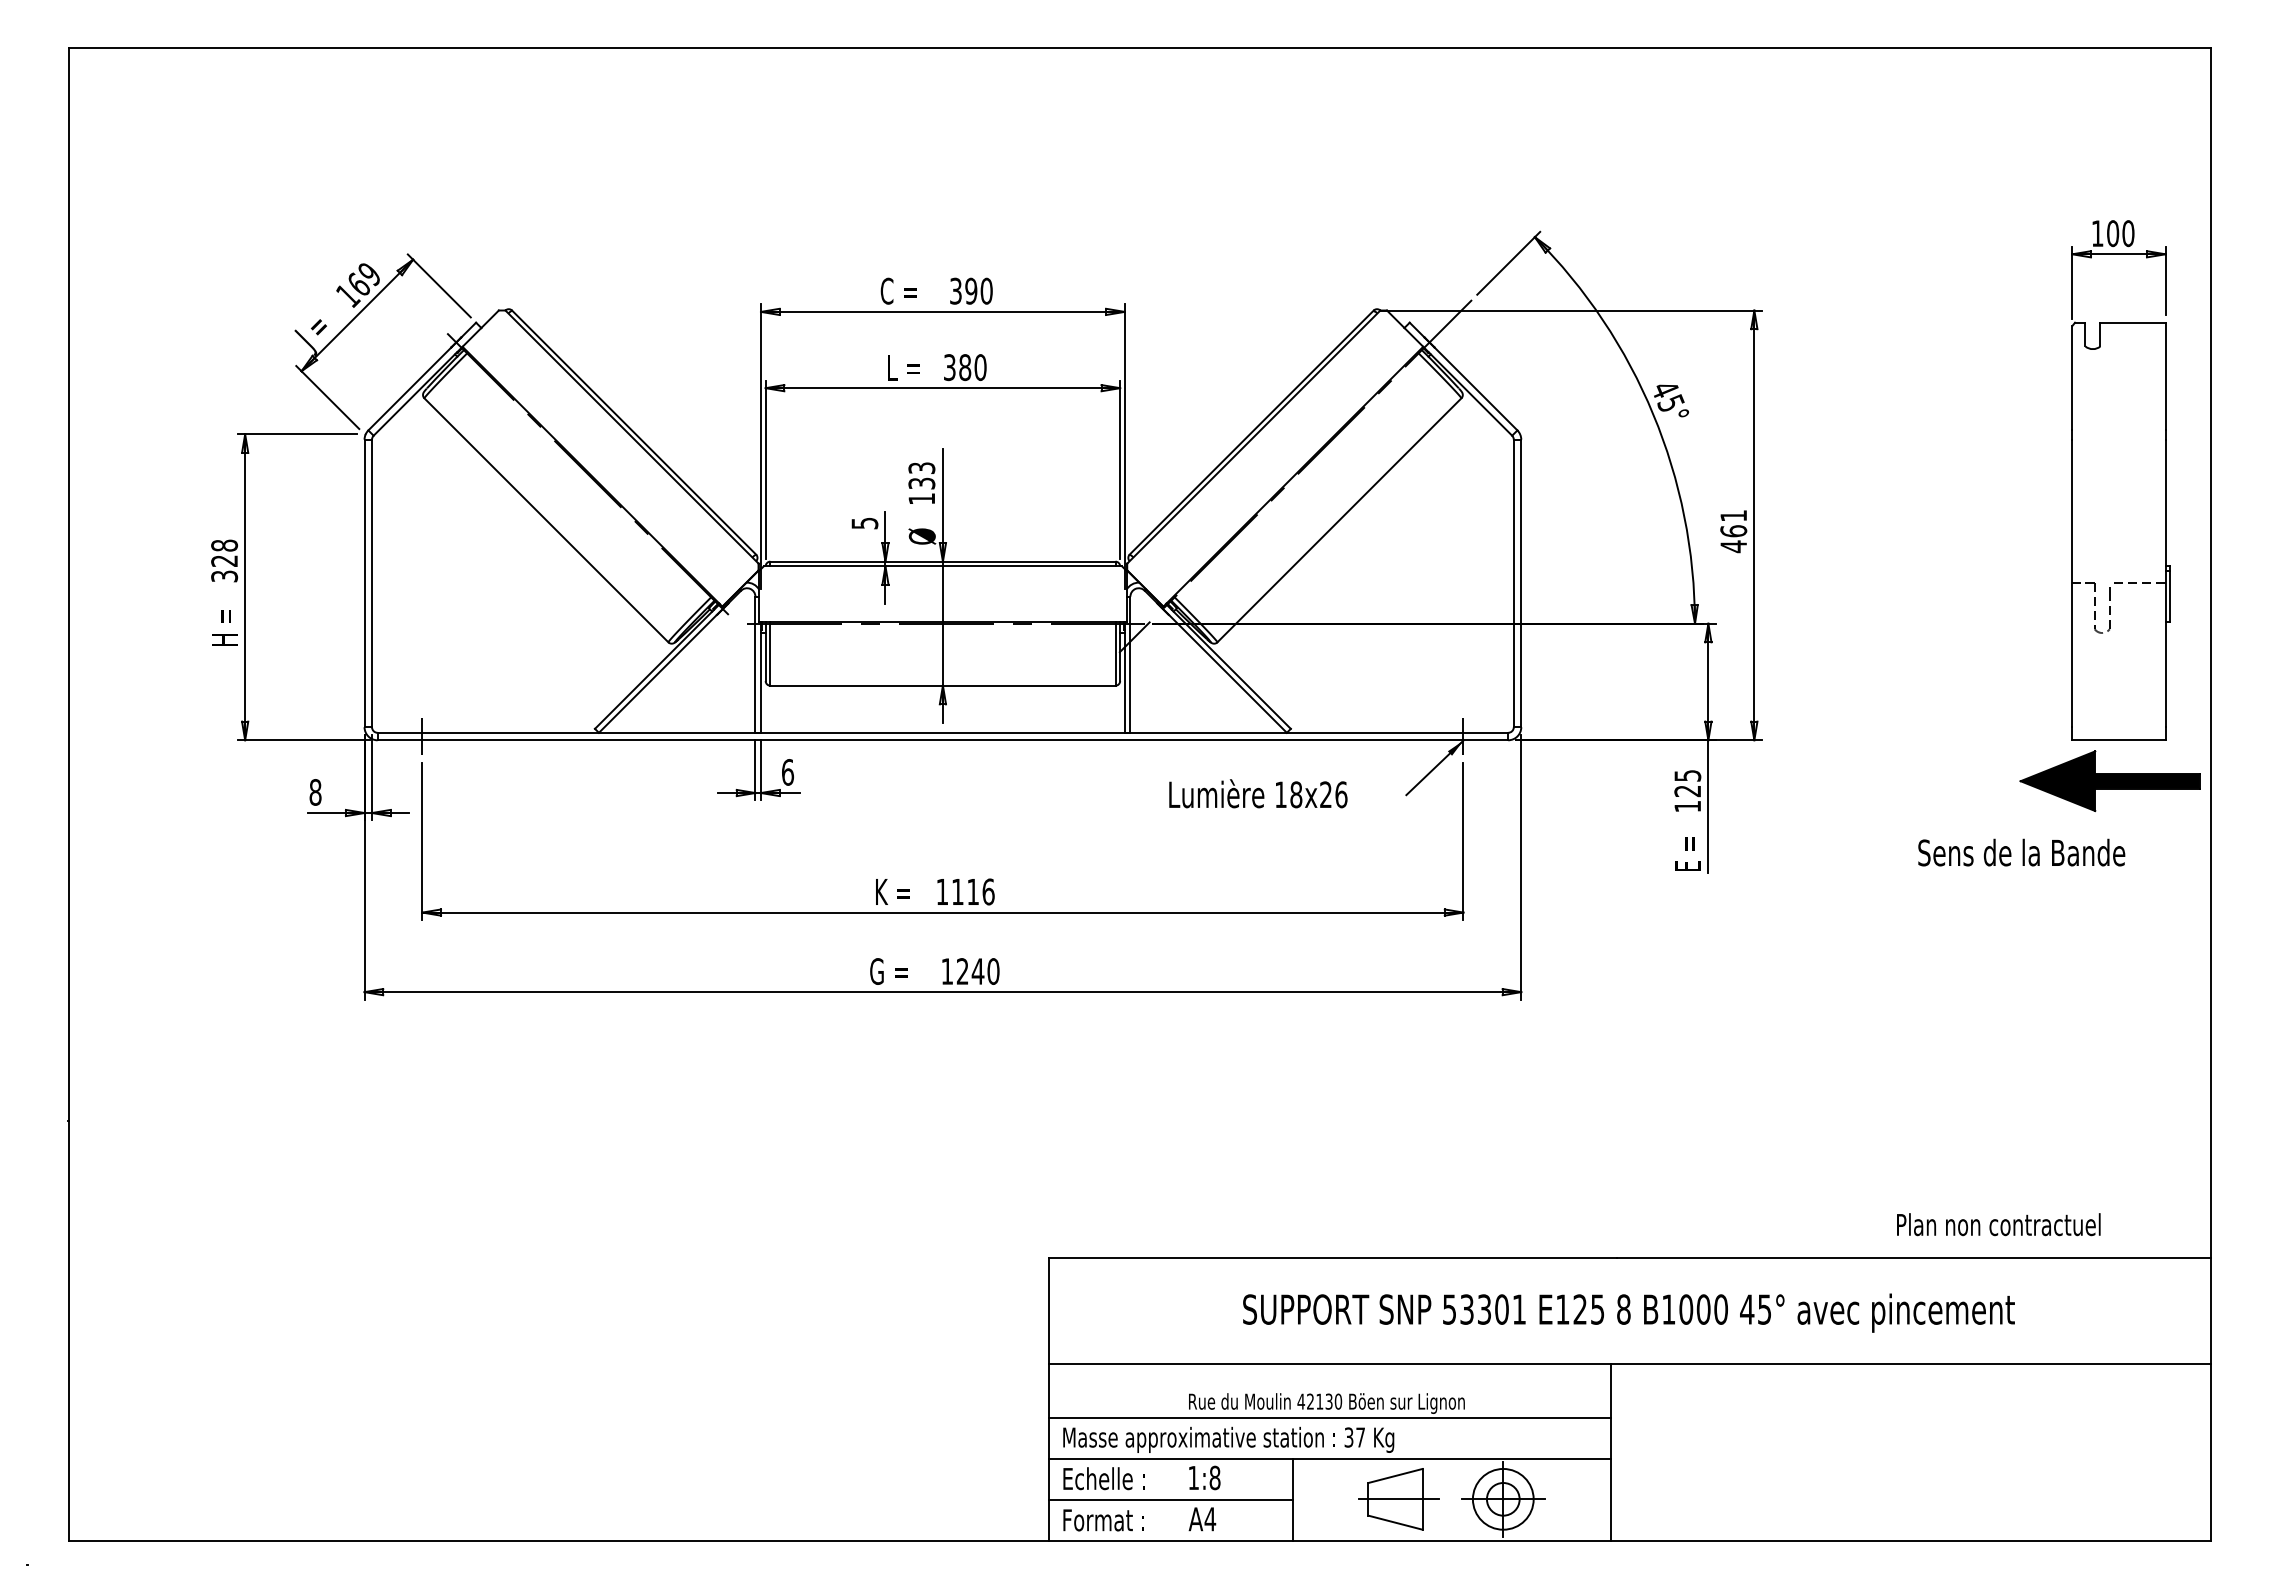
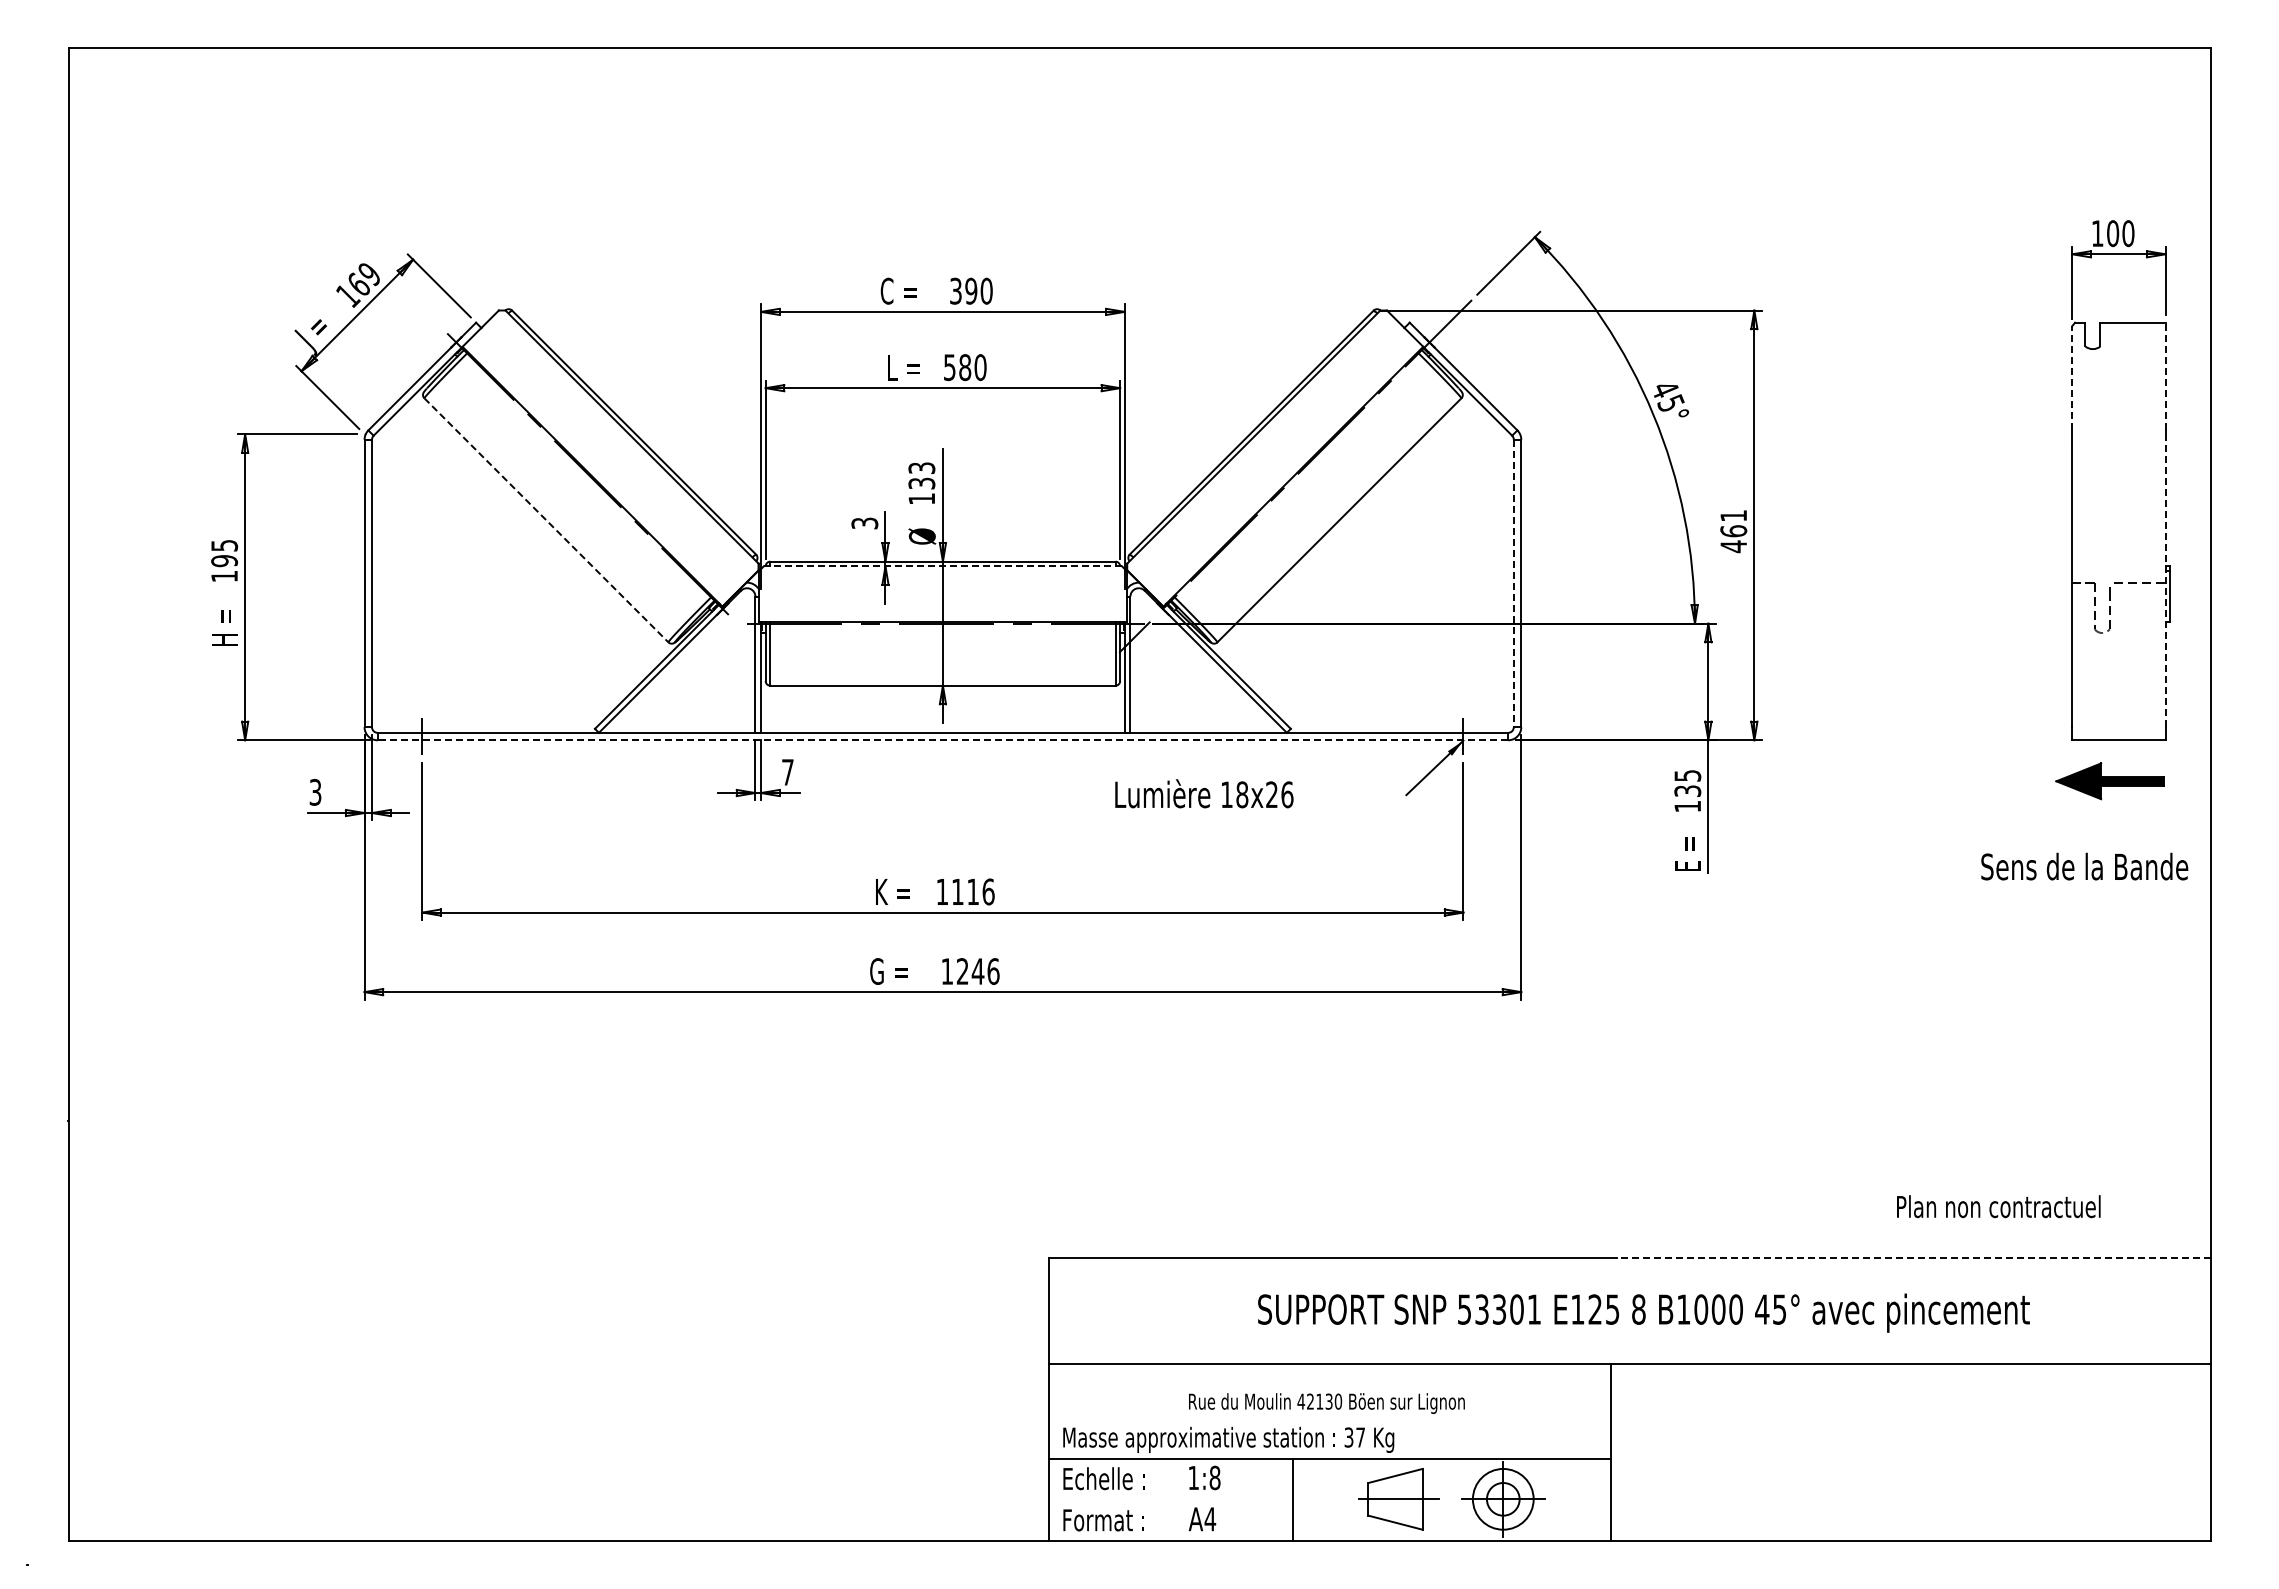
text: 380 -> 580 (949, 367)
line: solid -> dashed (2165, 376)
line: solid -> dashed (2072, 377)
line: solid -> dashed (546, 520)
text: 5 -> 3 (864, 522)
text: 328 -> 195 (224, 560)
line: solid -> dashed (942, 566)
line: solid -> dashed (1513, 583)
line: solid -> dashed (2165, 583)
line: solid -> dashed (942, 740)
text: 6 -> 7 (788, 772)
part size: 182x63 px -> 110x39 px (2109, 781)
text: 125 -> 135 (1687, 791)
text: 8 -> 3 (315, 792)
text position: (1258, 793) -> (1204, 793) (1204, 793)
text position: (2021, 852) -> (2084, 866) (2084, 866)
text: 1240 -> 1246 (993, 971)
text position: (1998, 1224) -> (1998, 1206) (1998, 1206)
line: solid -> dashed (1913, 1257)
text position: (1628, 1312) -> (1643, 1312) (1643, 1312)
line: present -> none (1330, 1418)
line: present -> none (1170, 1500)
